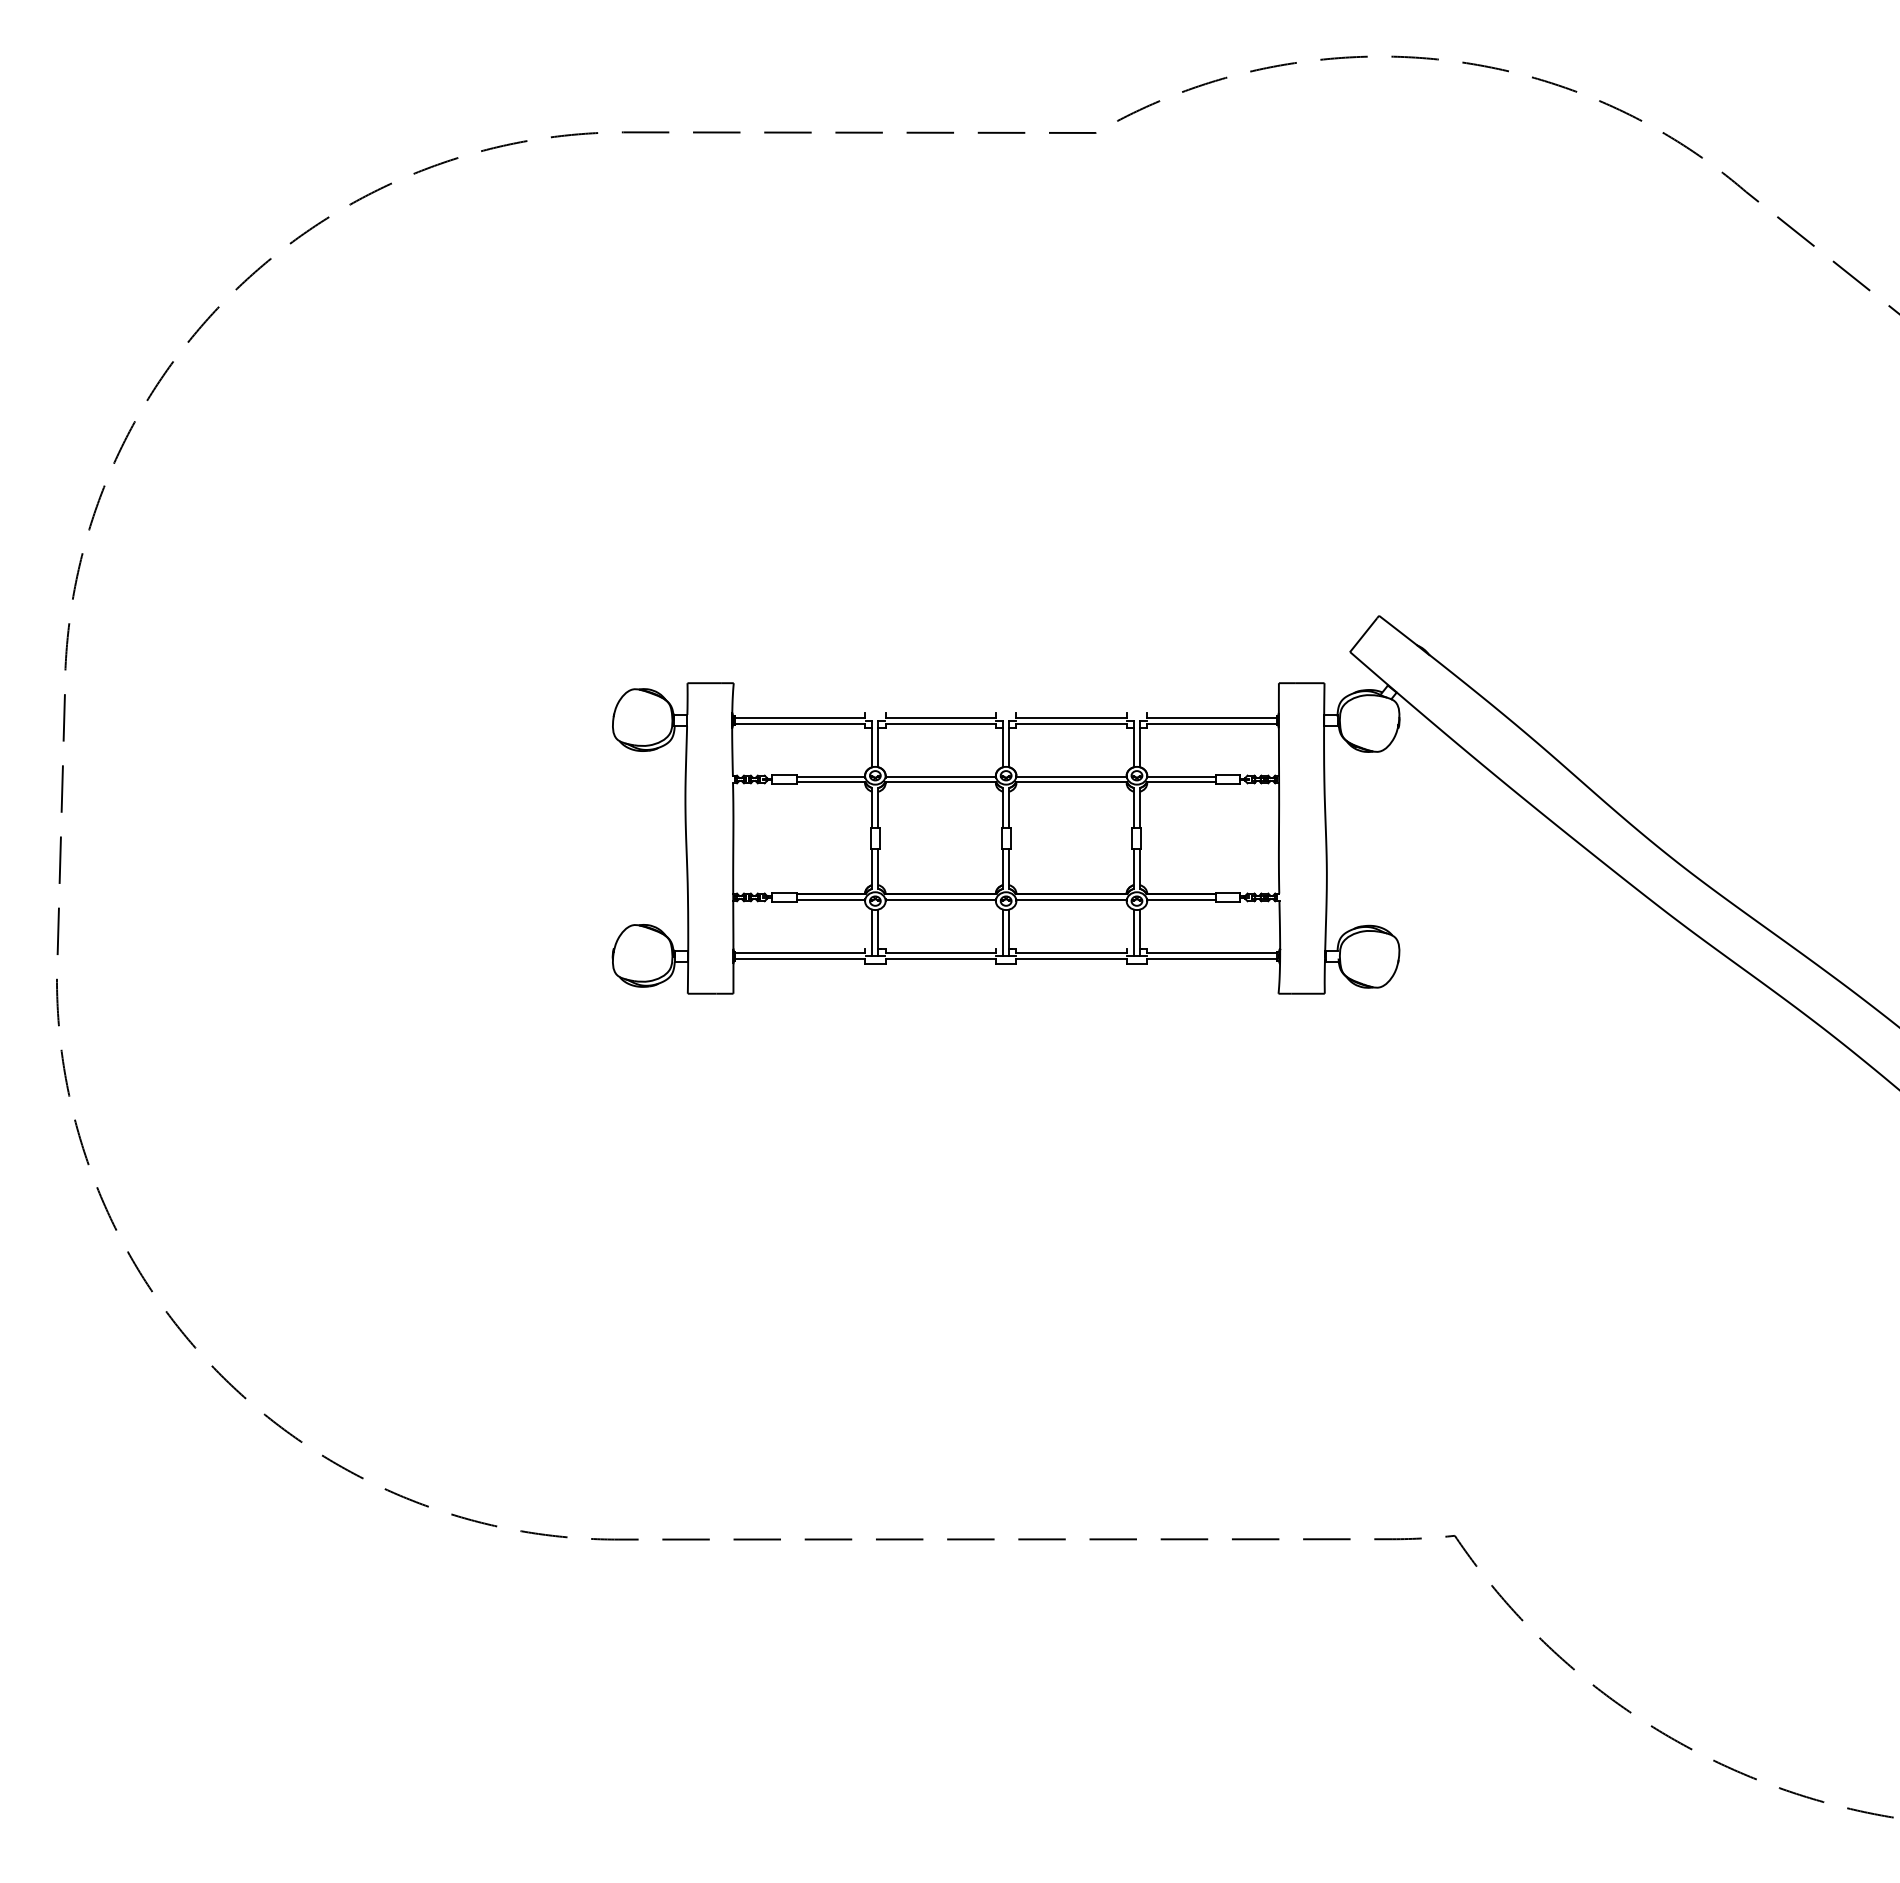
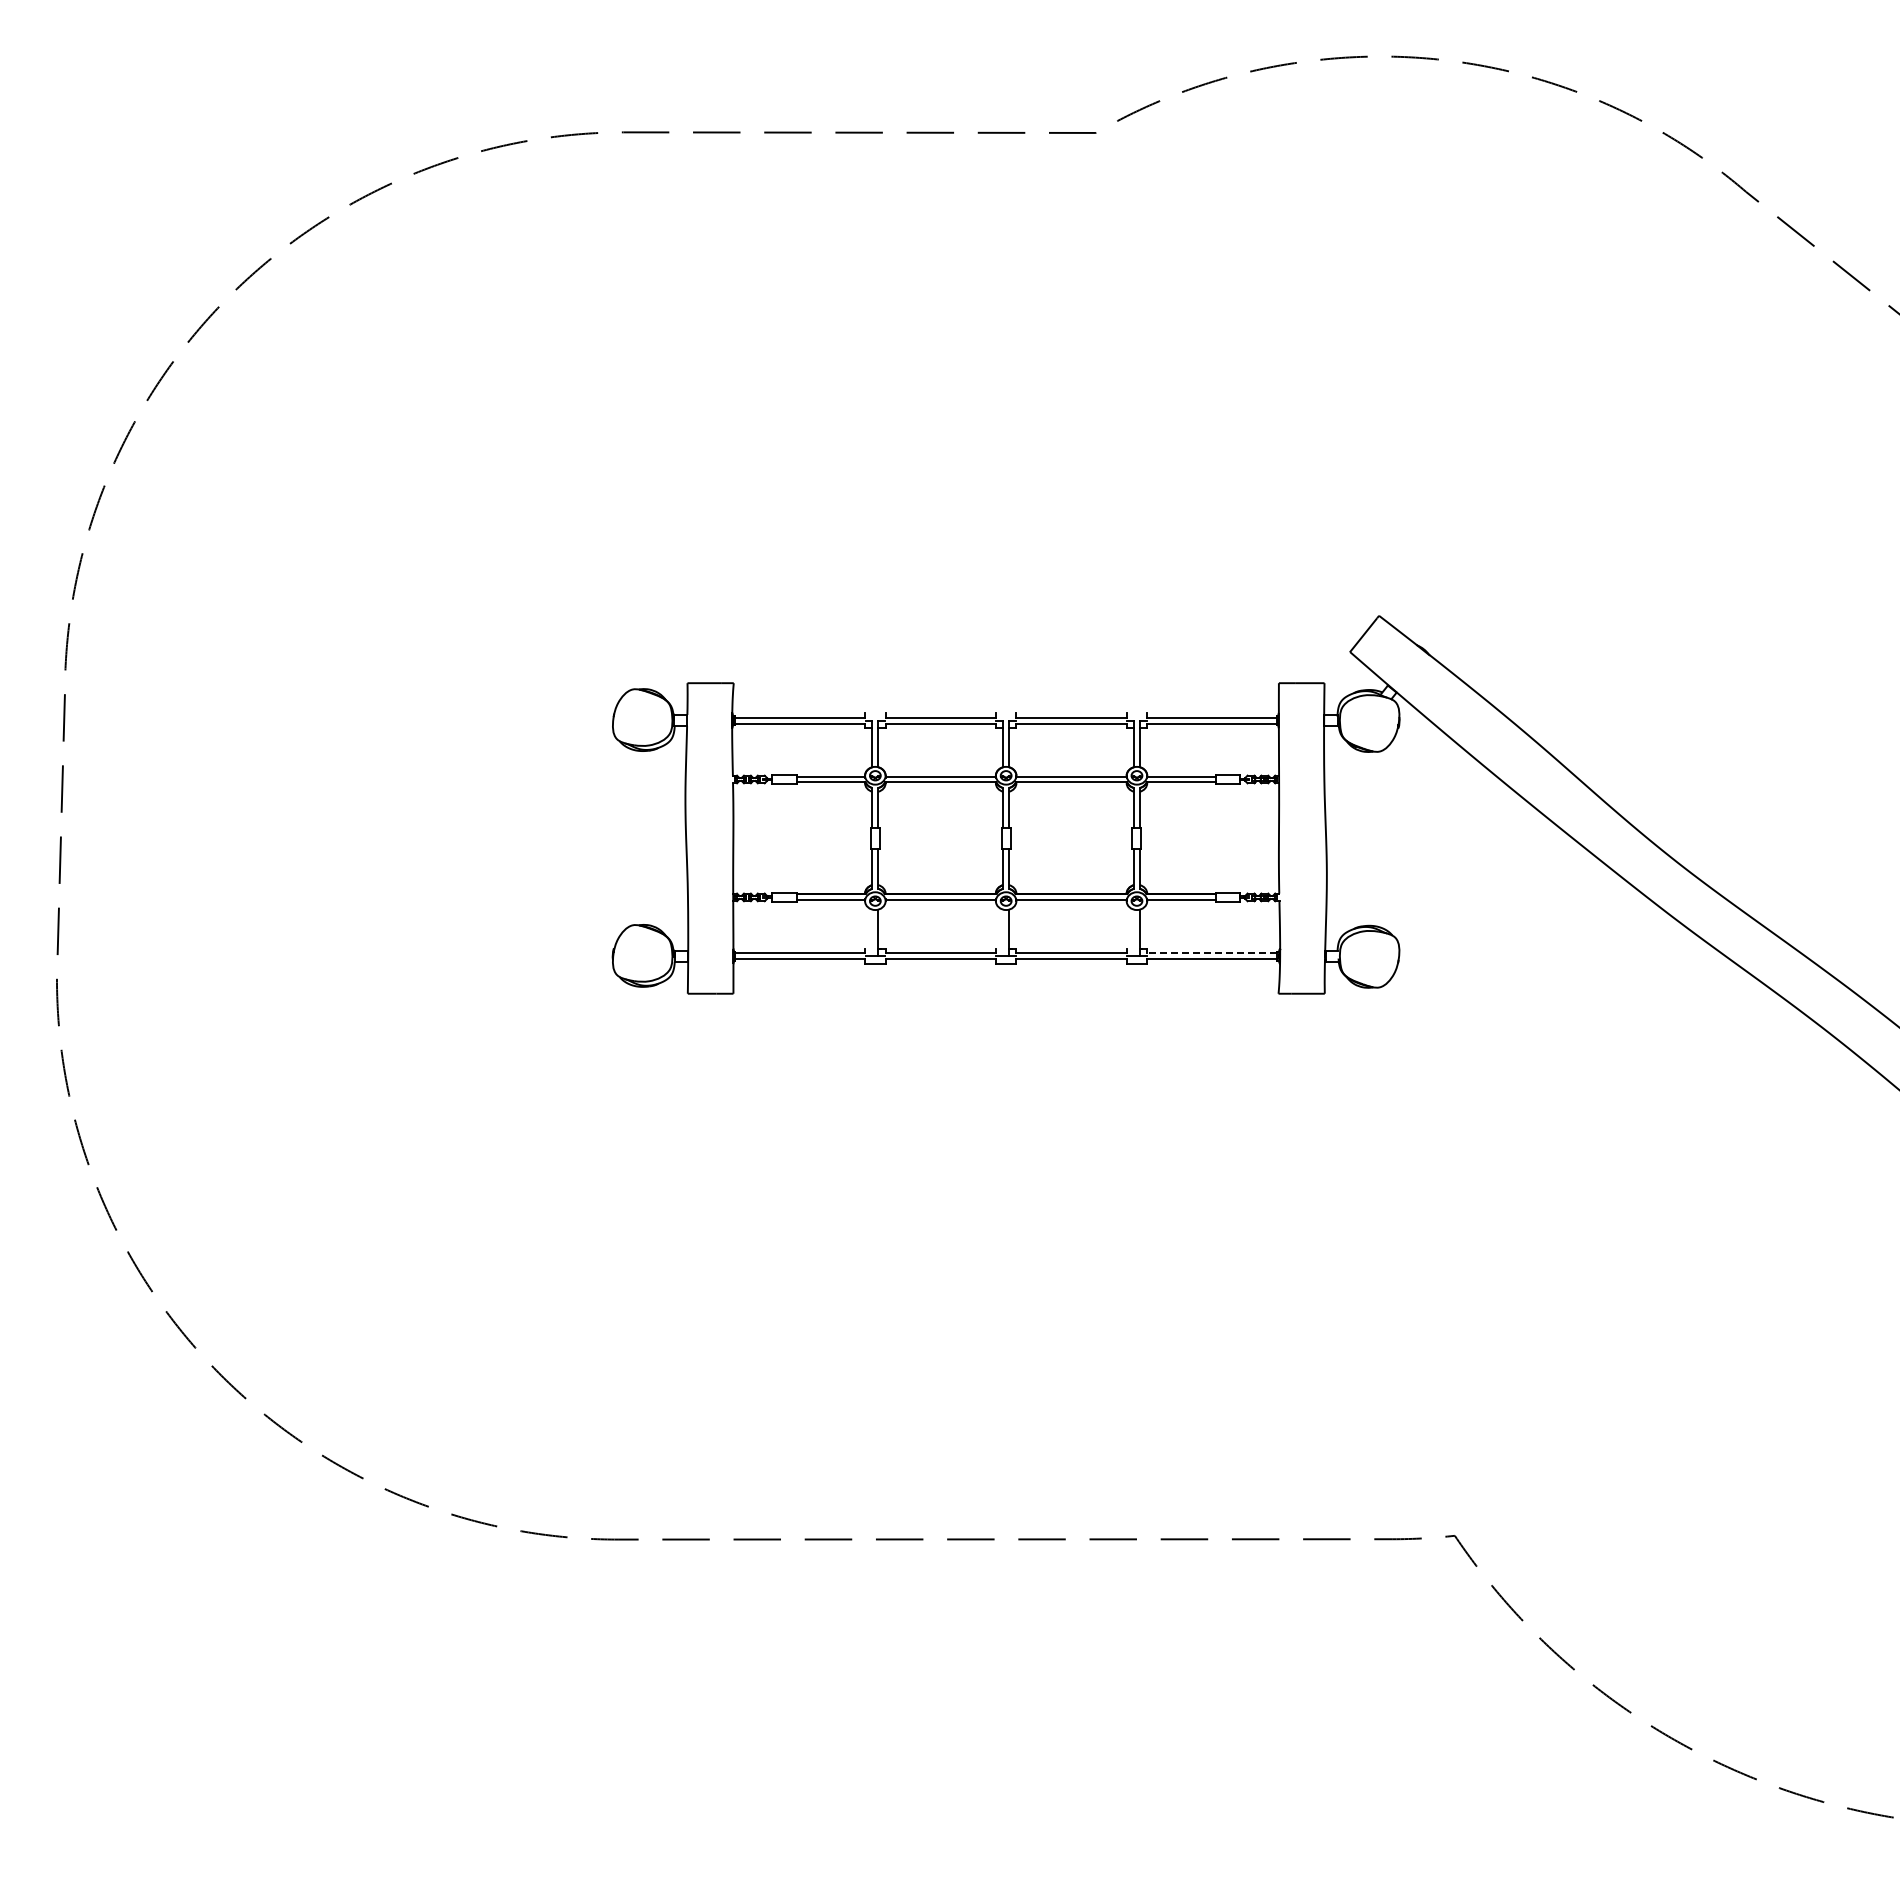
line: present -> none (872, 932)
line: present -> none (1003, 932)
line: present -> none (1133, 932)
line: solid -> dashed (1211, 953)
